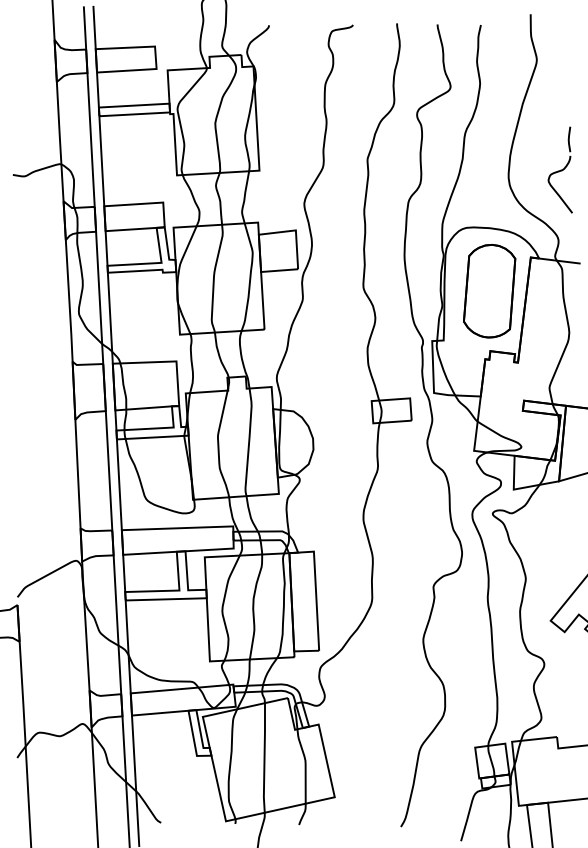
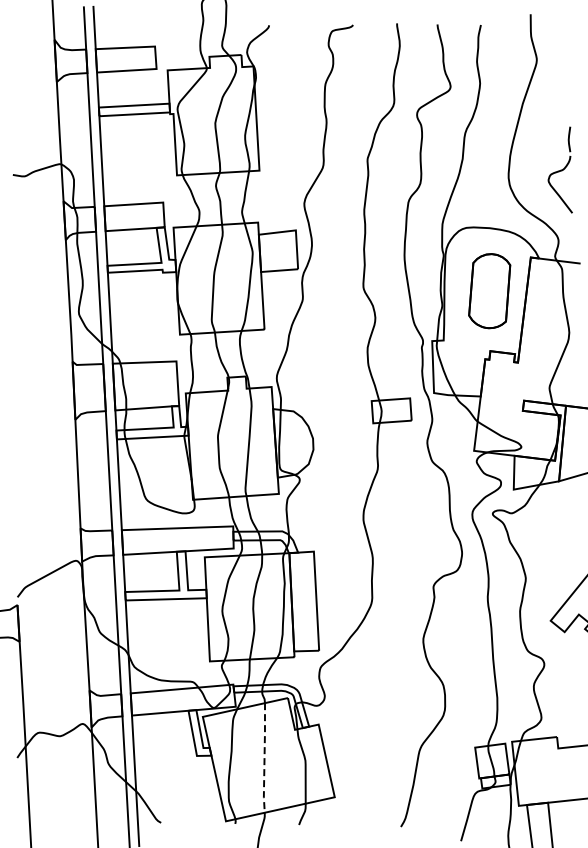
part size: 54x96 px -> 44x77 px (489, 291)
line: solid -> dashed (264, 758)
